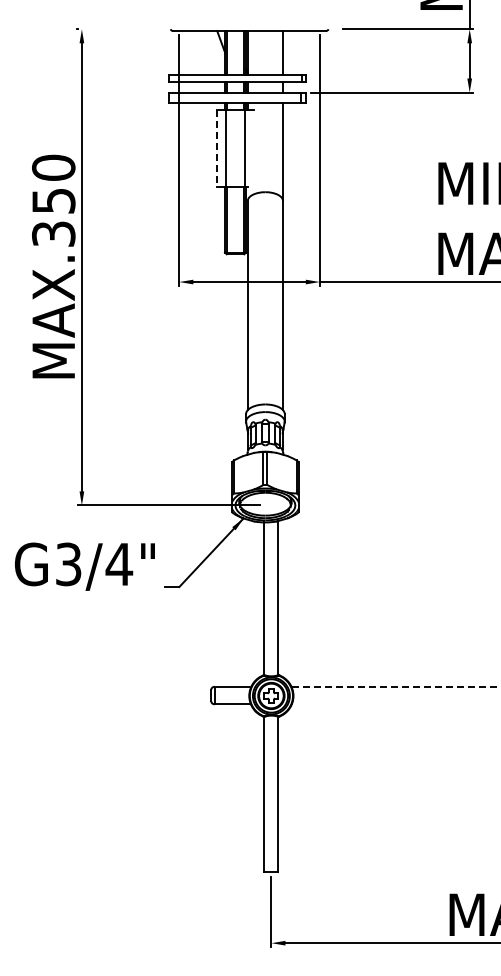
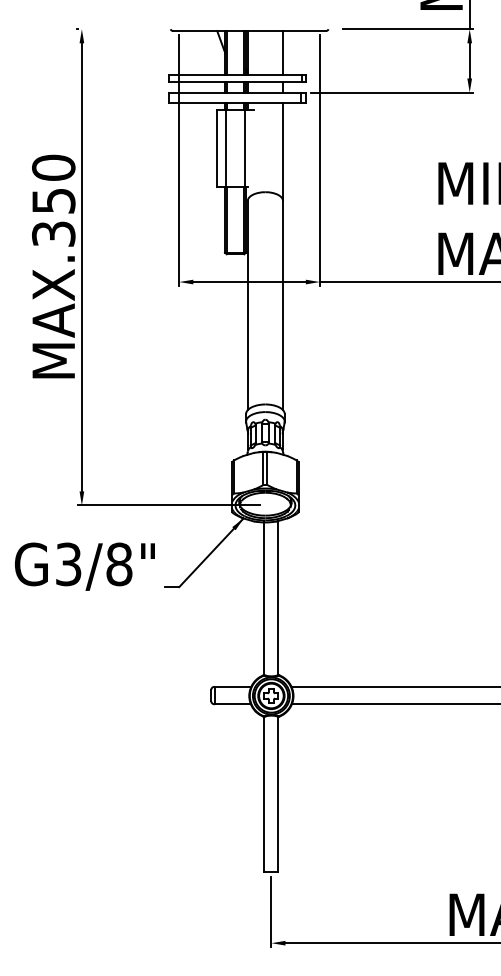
line: dashed -> solid (217, 148)
text: G3/4" -> G3/8" (119, 564)
line: dashed -> solid (396, 686)
line: none -> present (394, 704)
